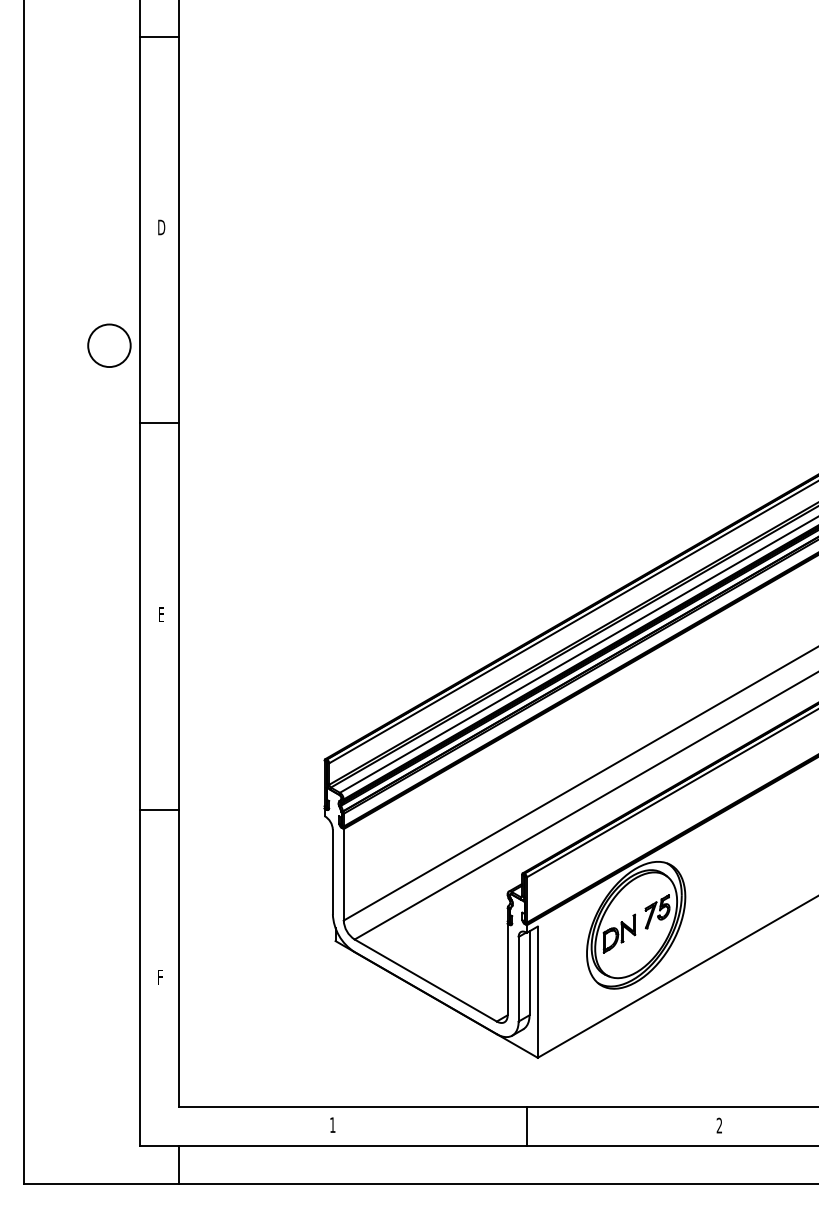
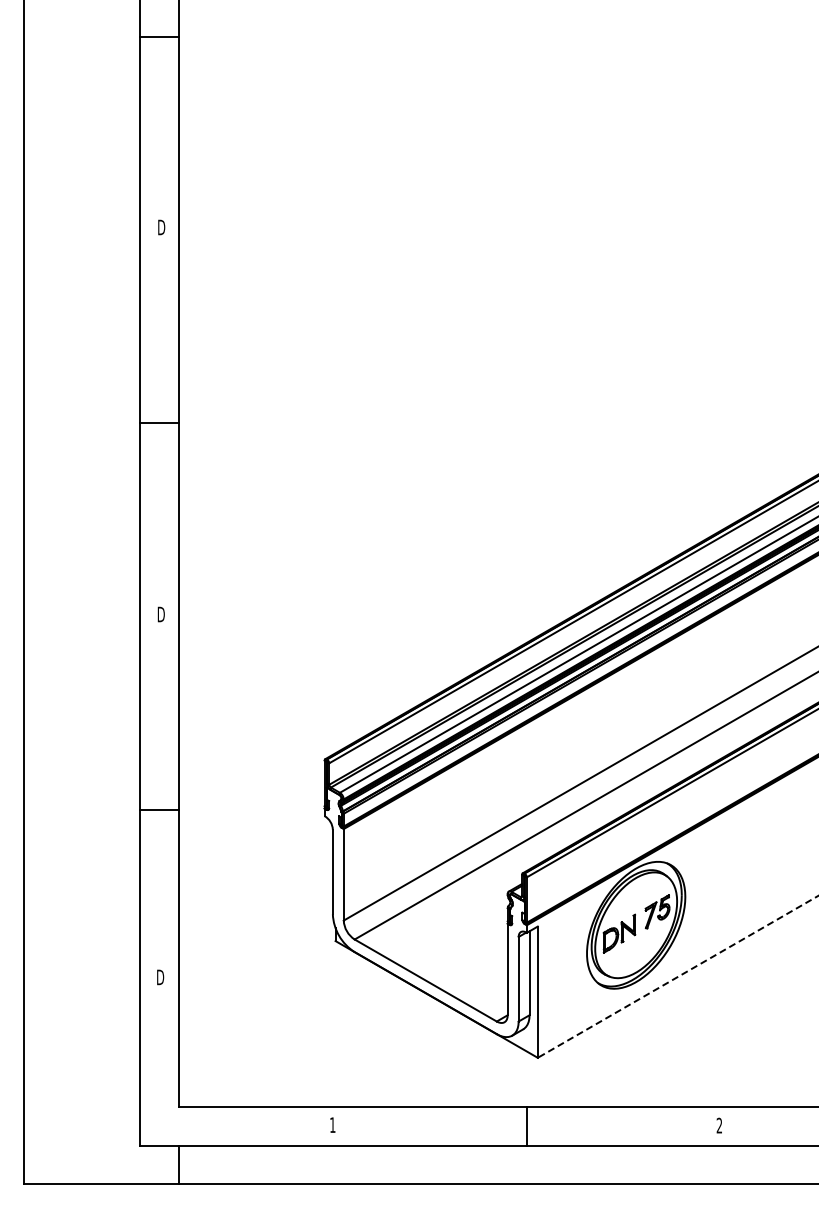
circle: present -> none (109, 345)
text: E -> D (160, 614)
line: solid -> dashed (678, 976)
text: F -> D (160, 977)
